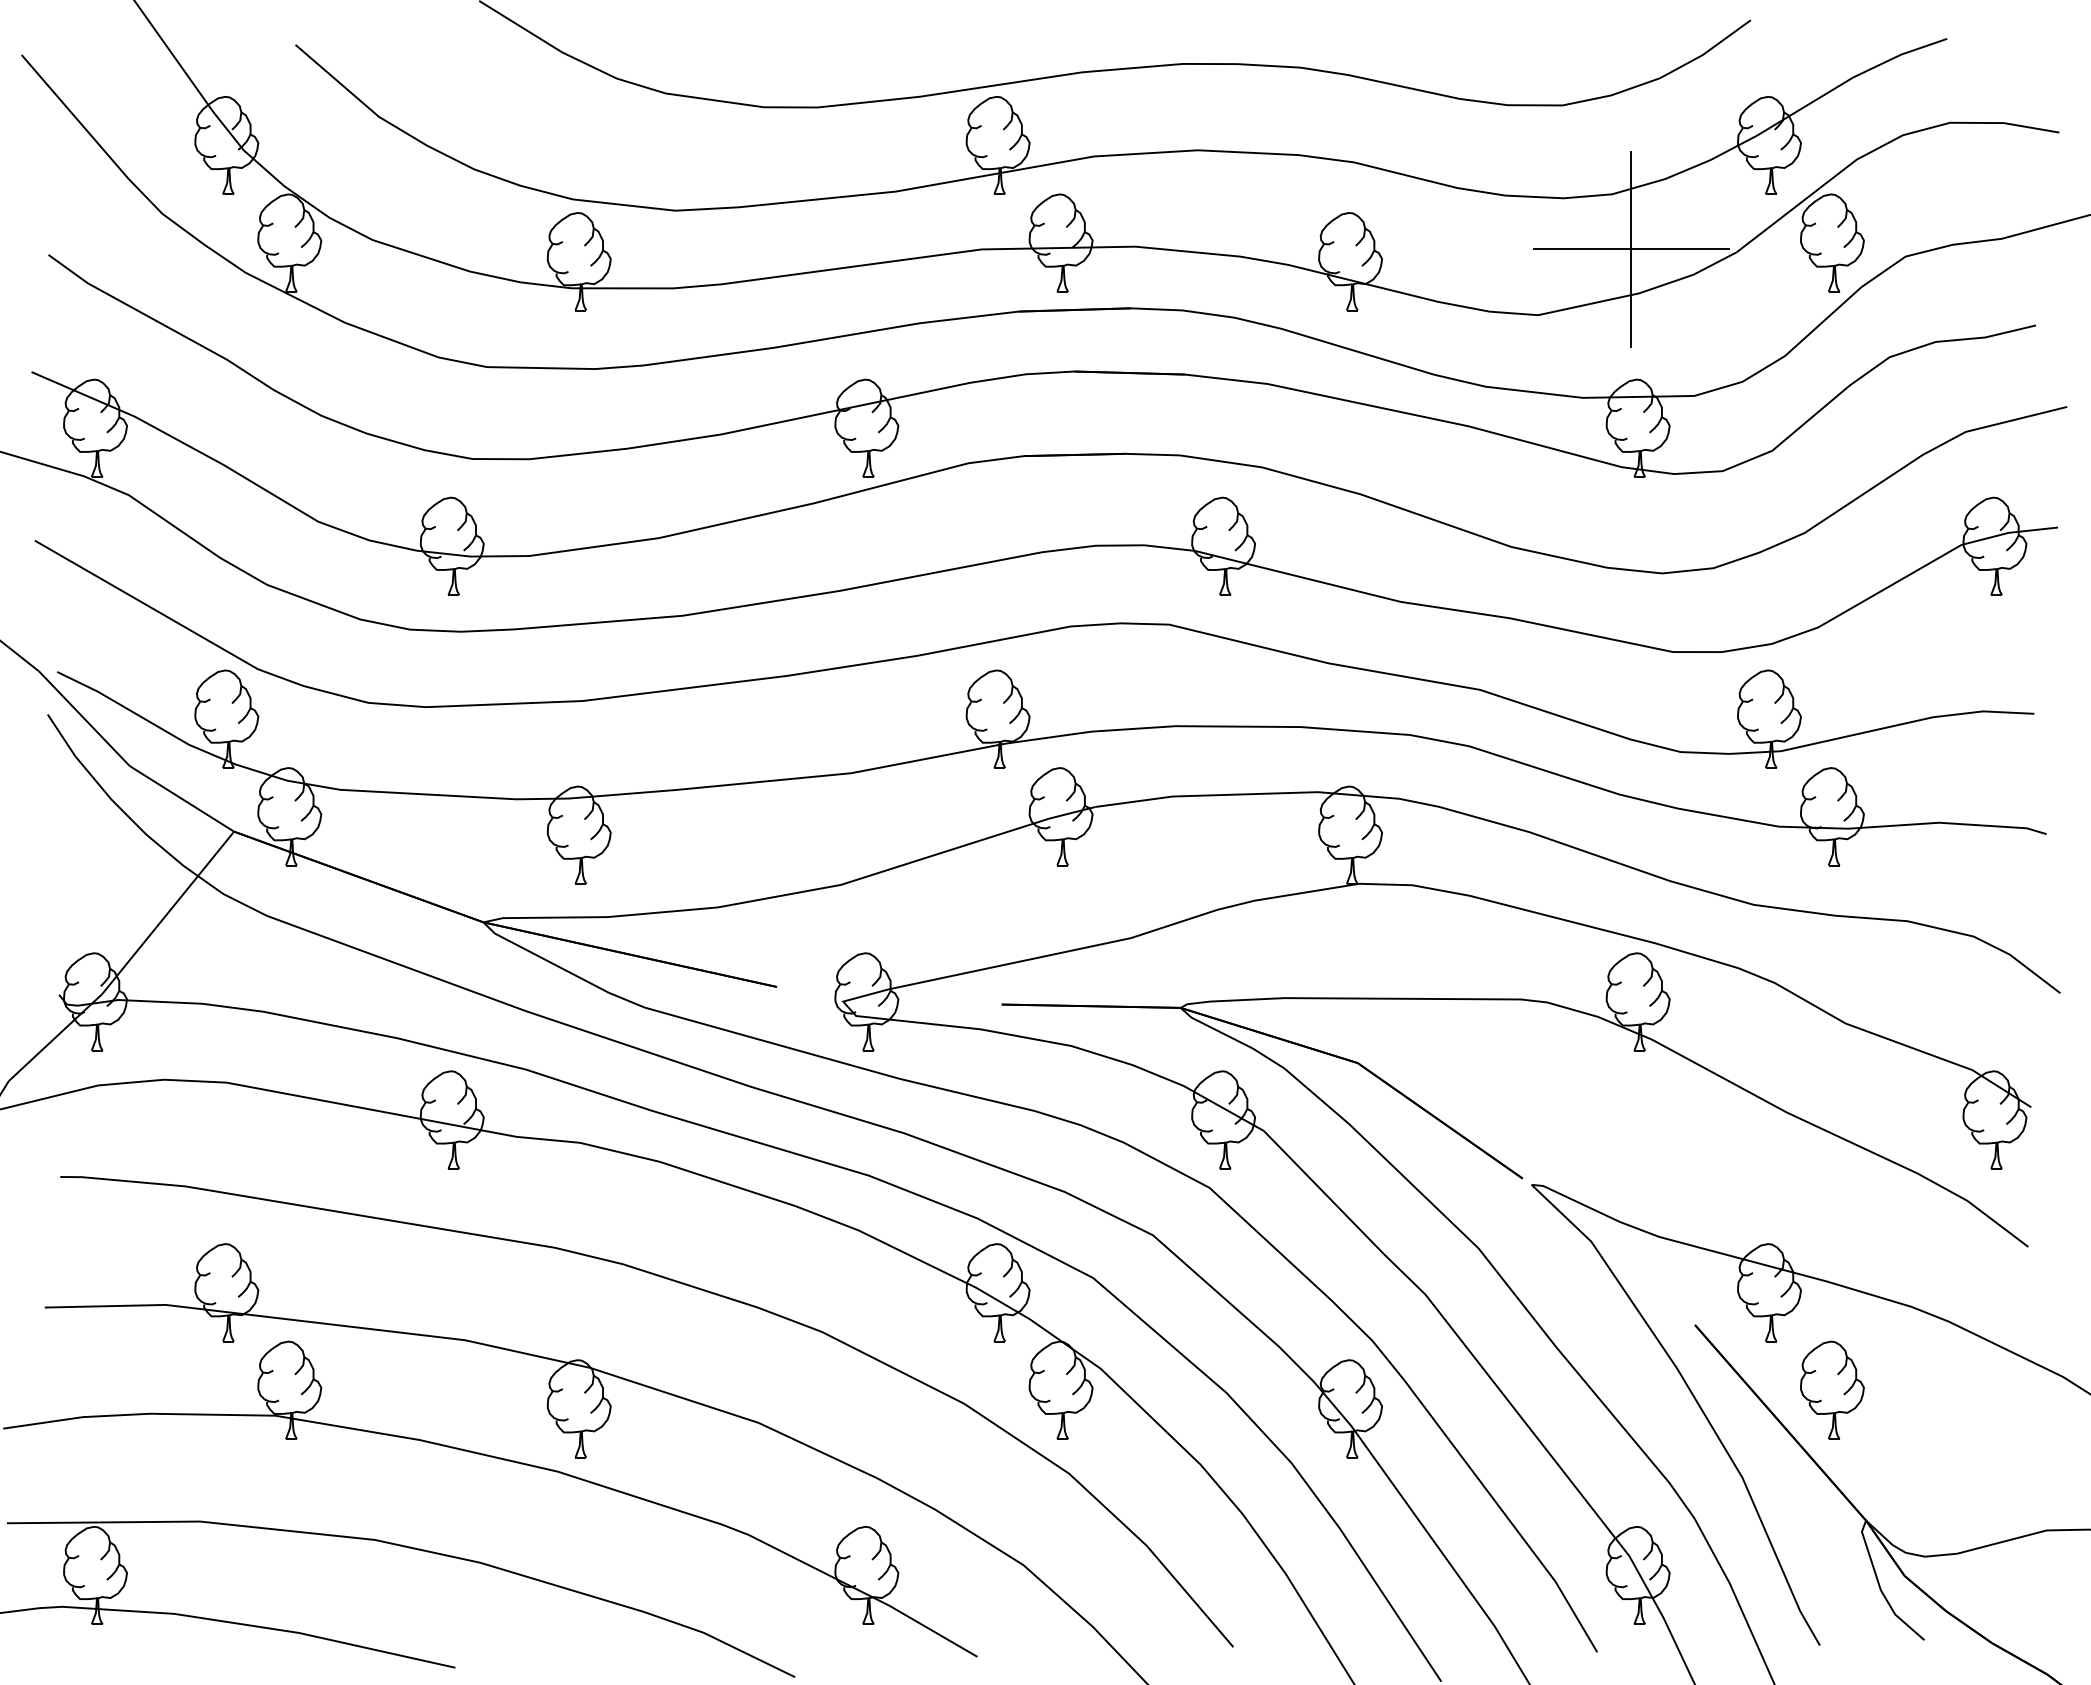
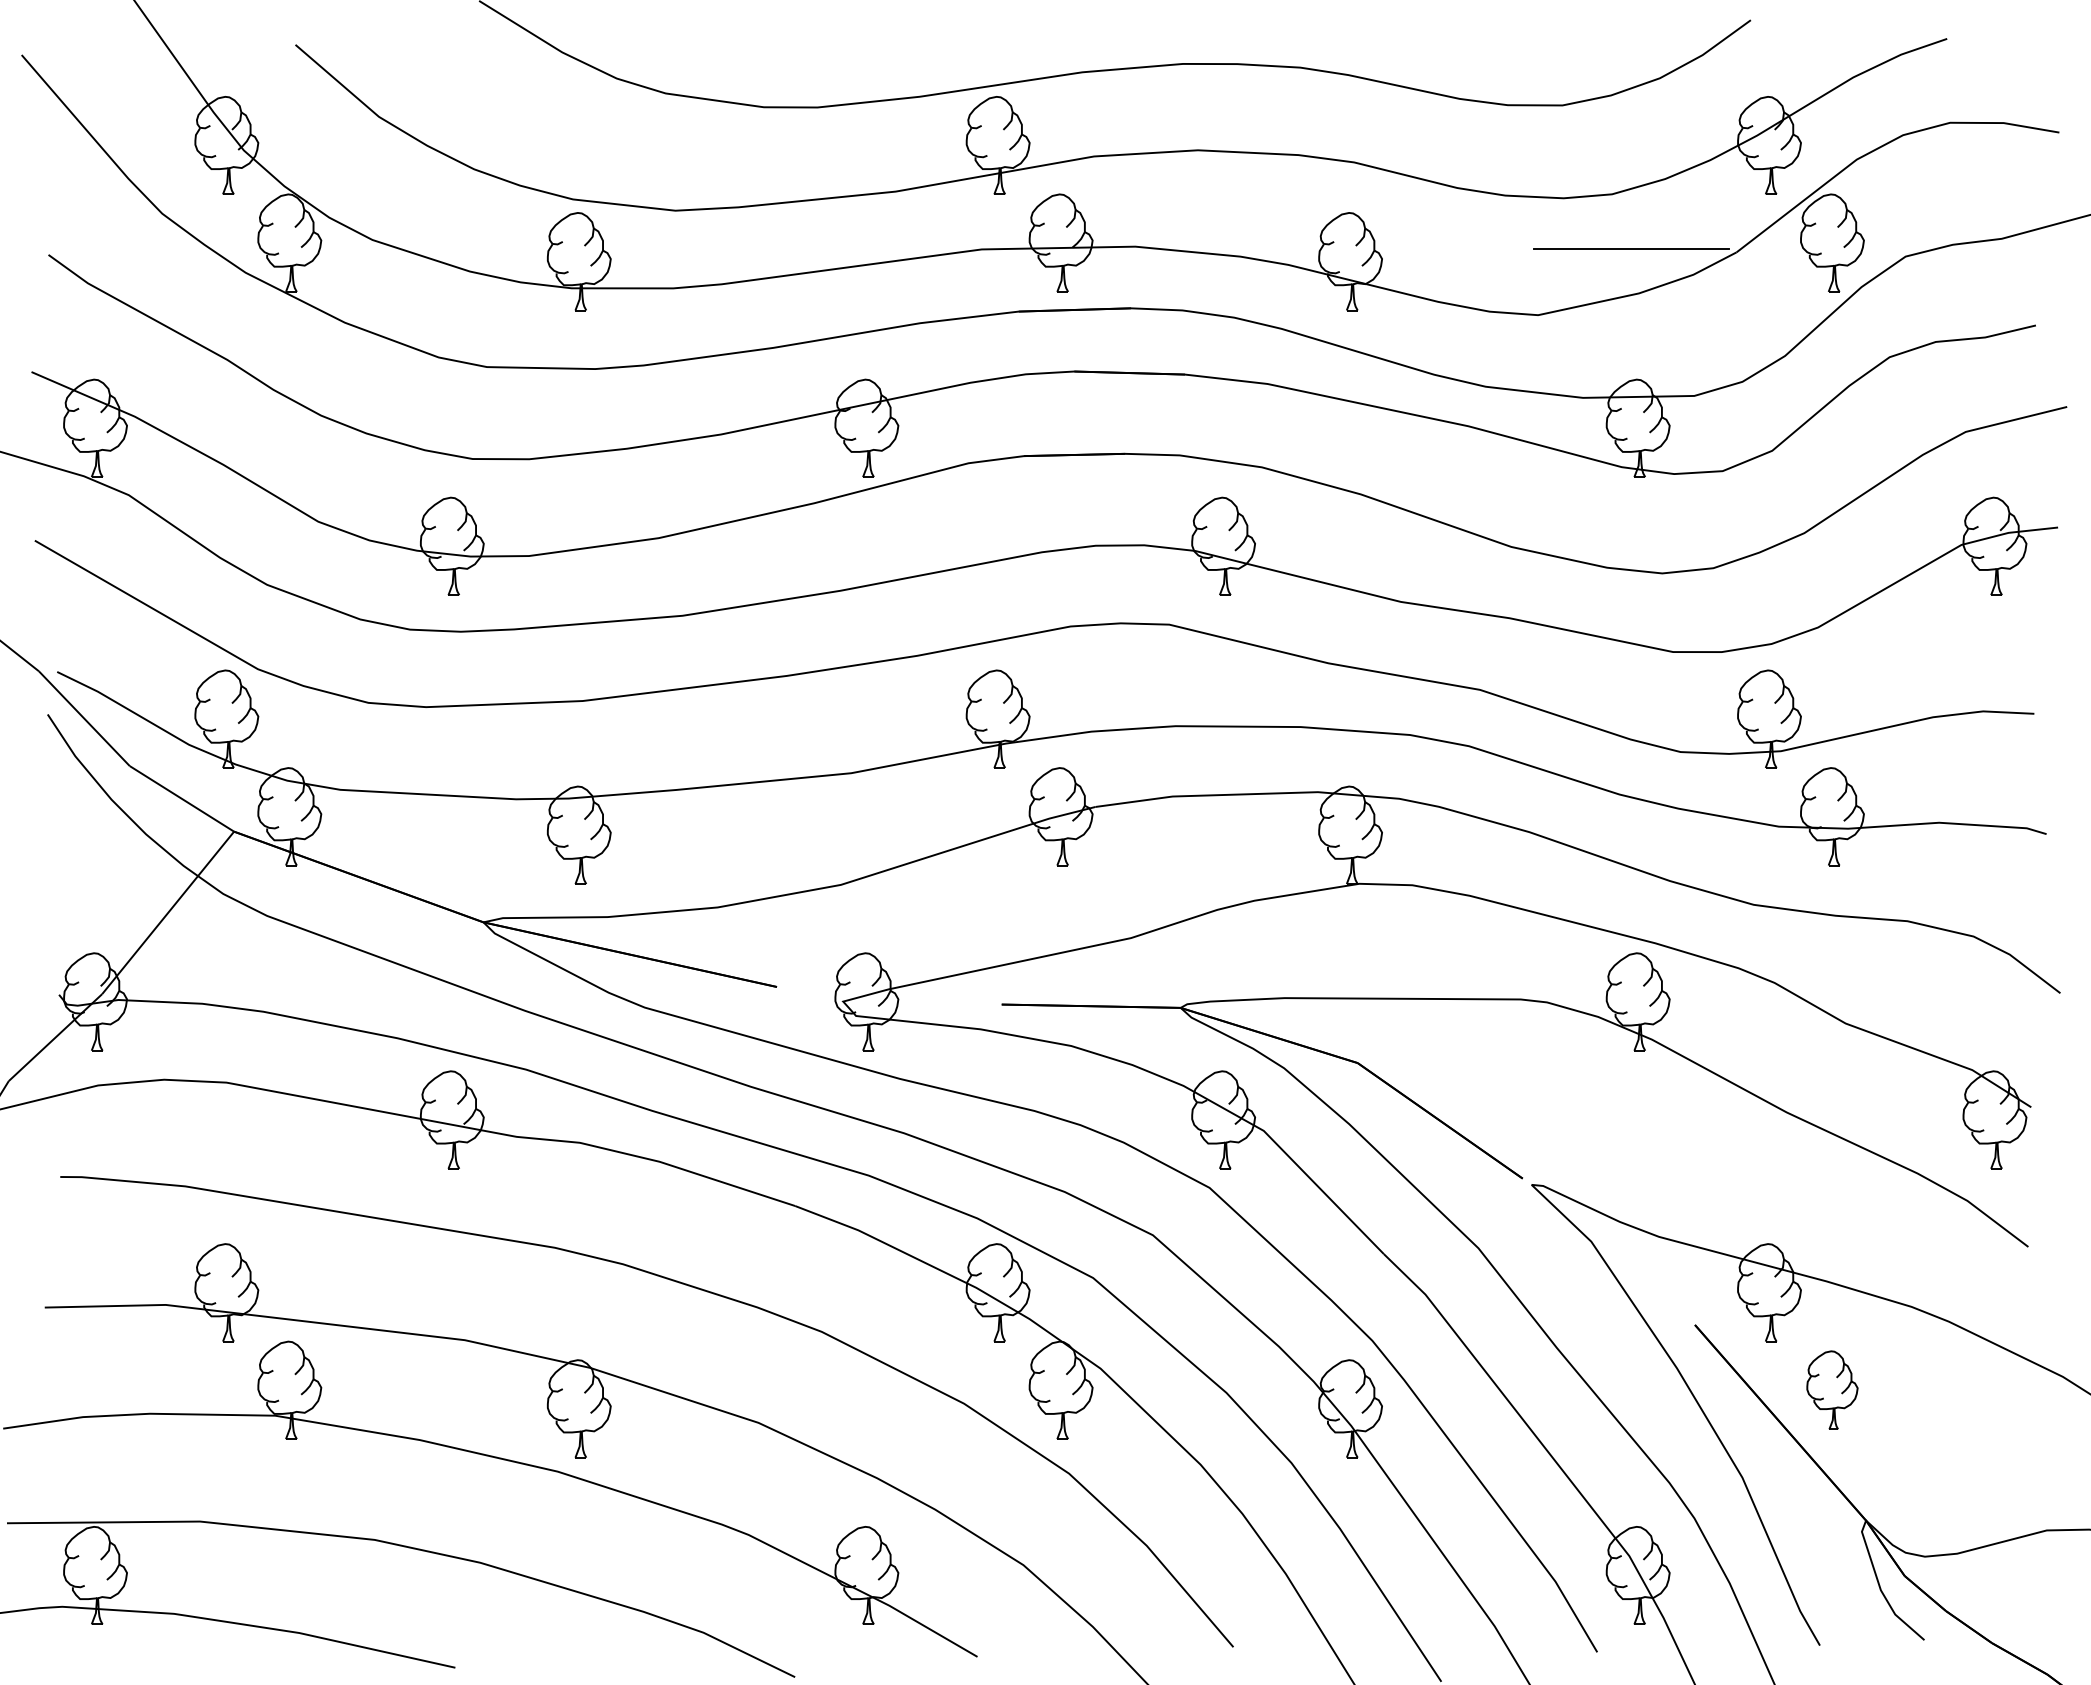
line: present -> none (1631, 249)
part size: 65x100 px -> 53x80 px (1832, 1389)
